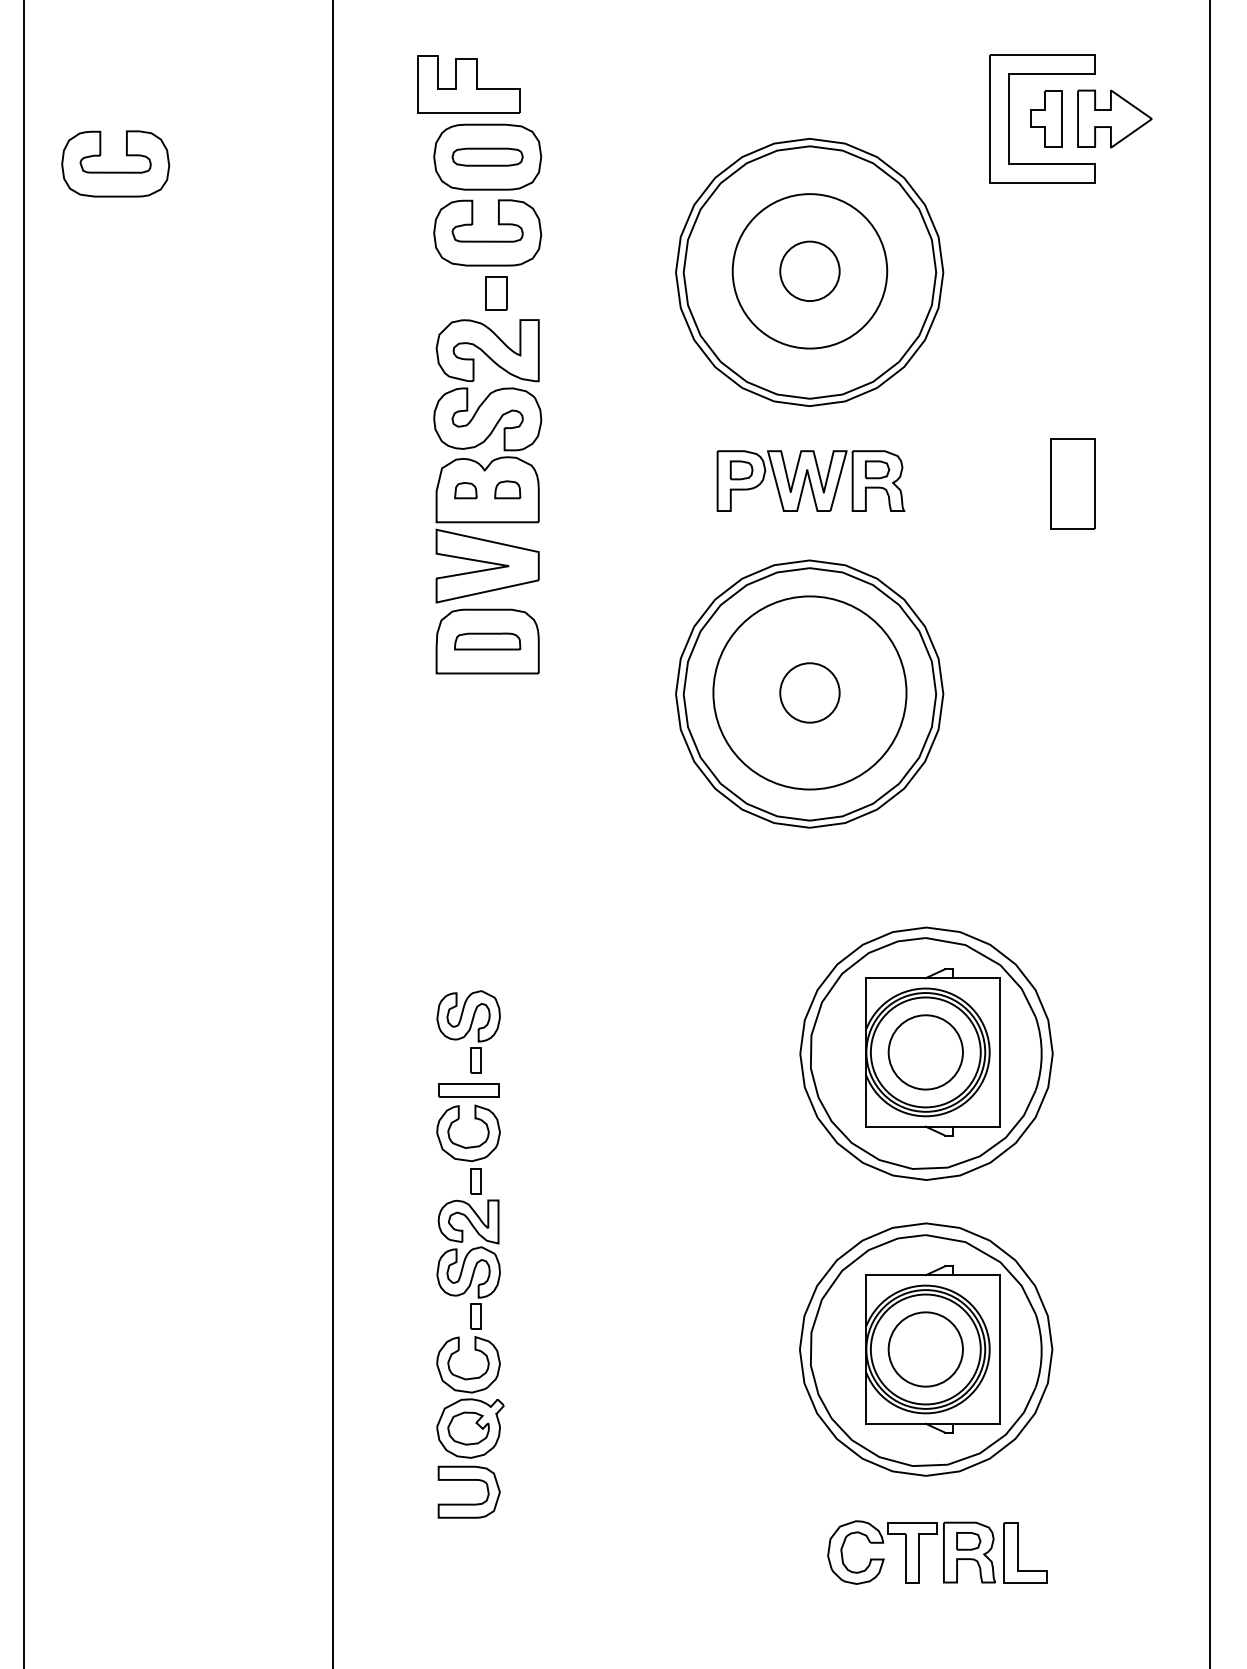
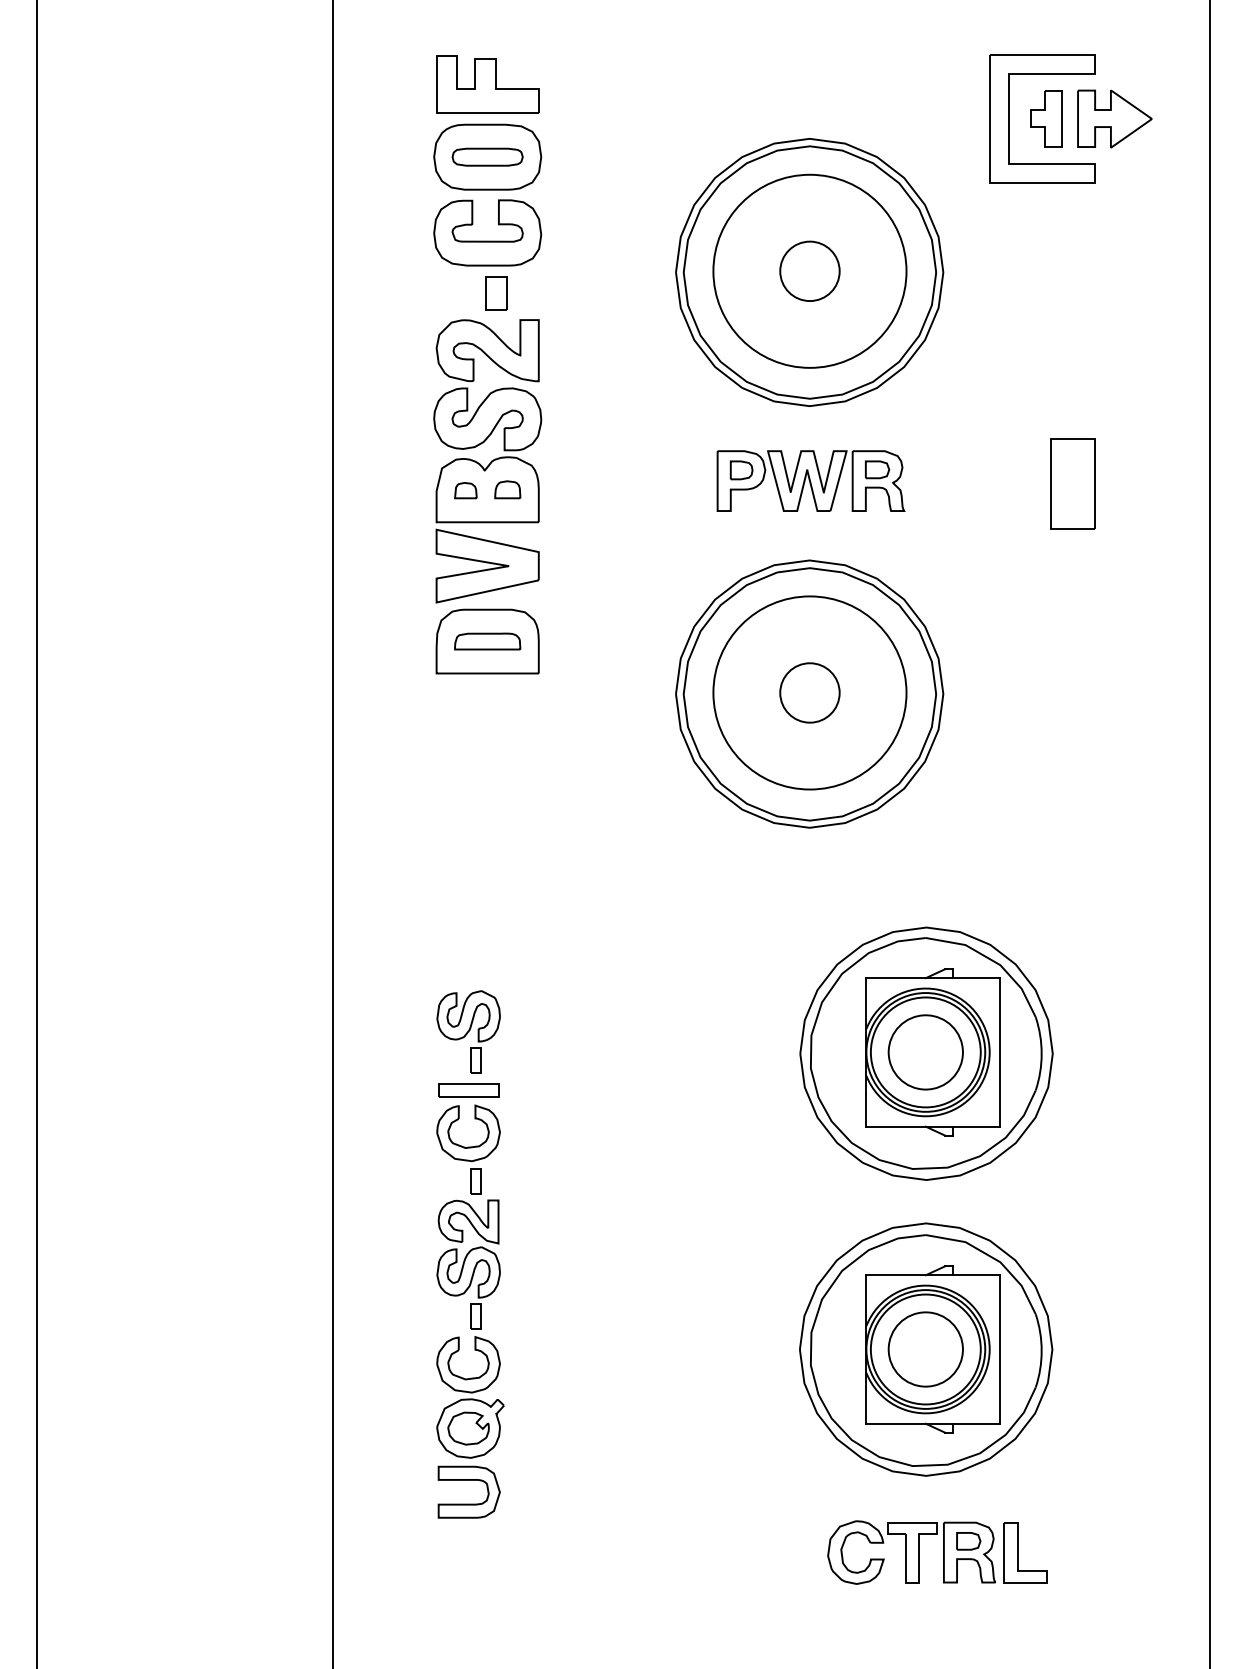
part position: (468, 84) -> (487, 84) (487, 84)
part: present -> none (115, 171)
circle diameter: 154 px -> 193 px (809, 270)
line position: (24, 833) -> (37, 833) (37, 833)
